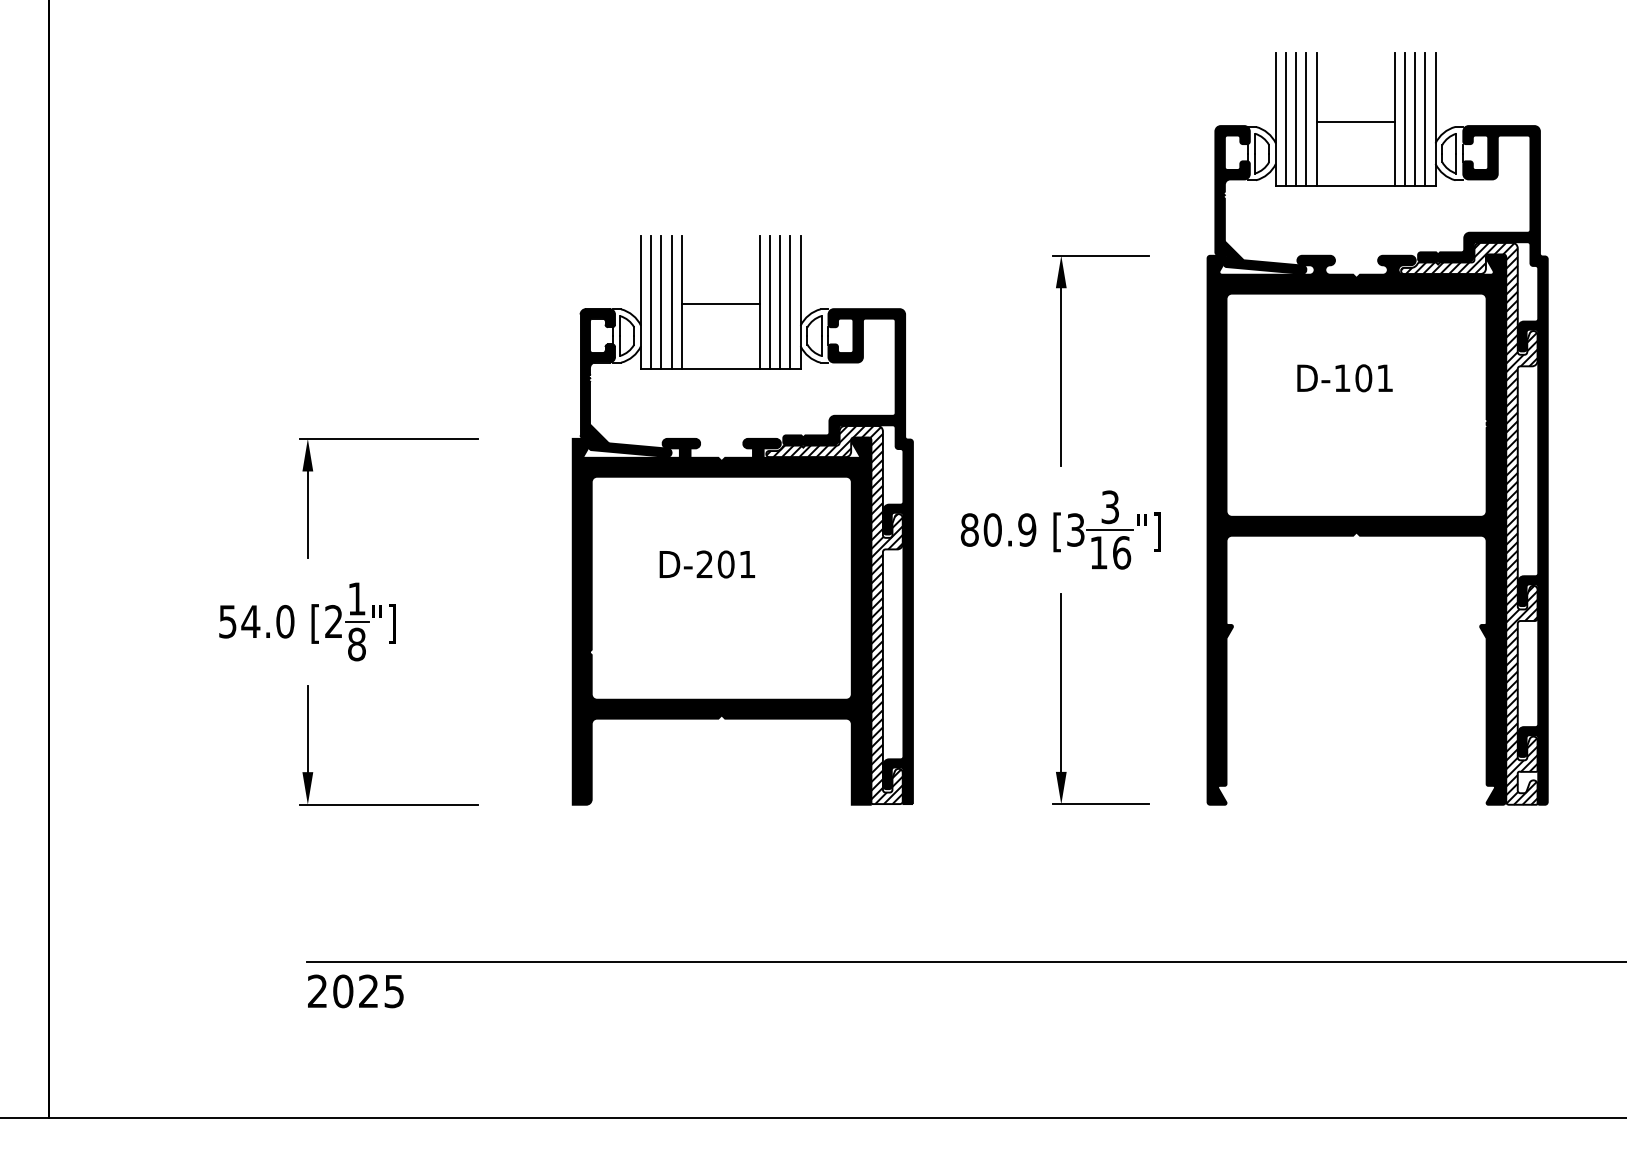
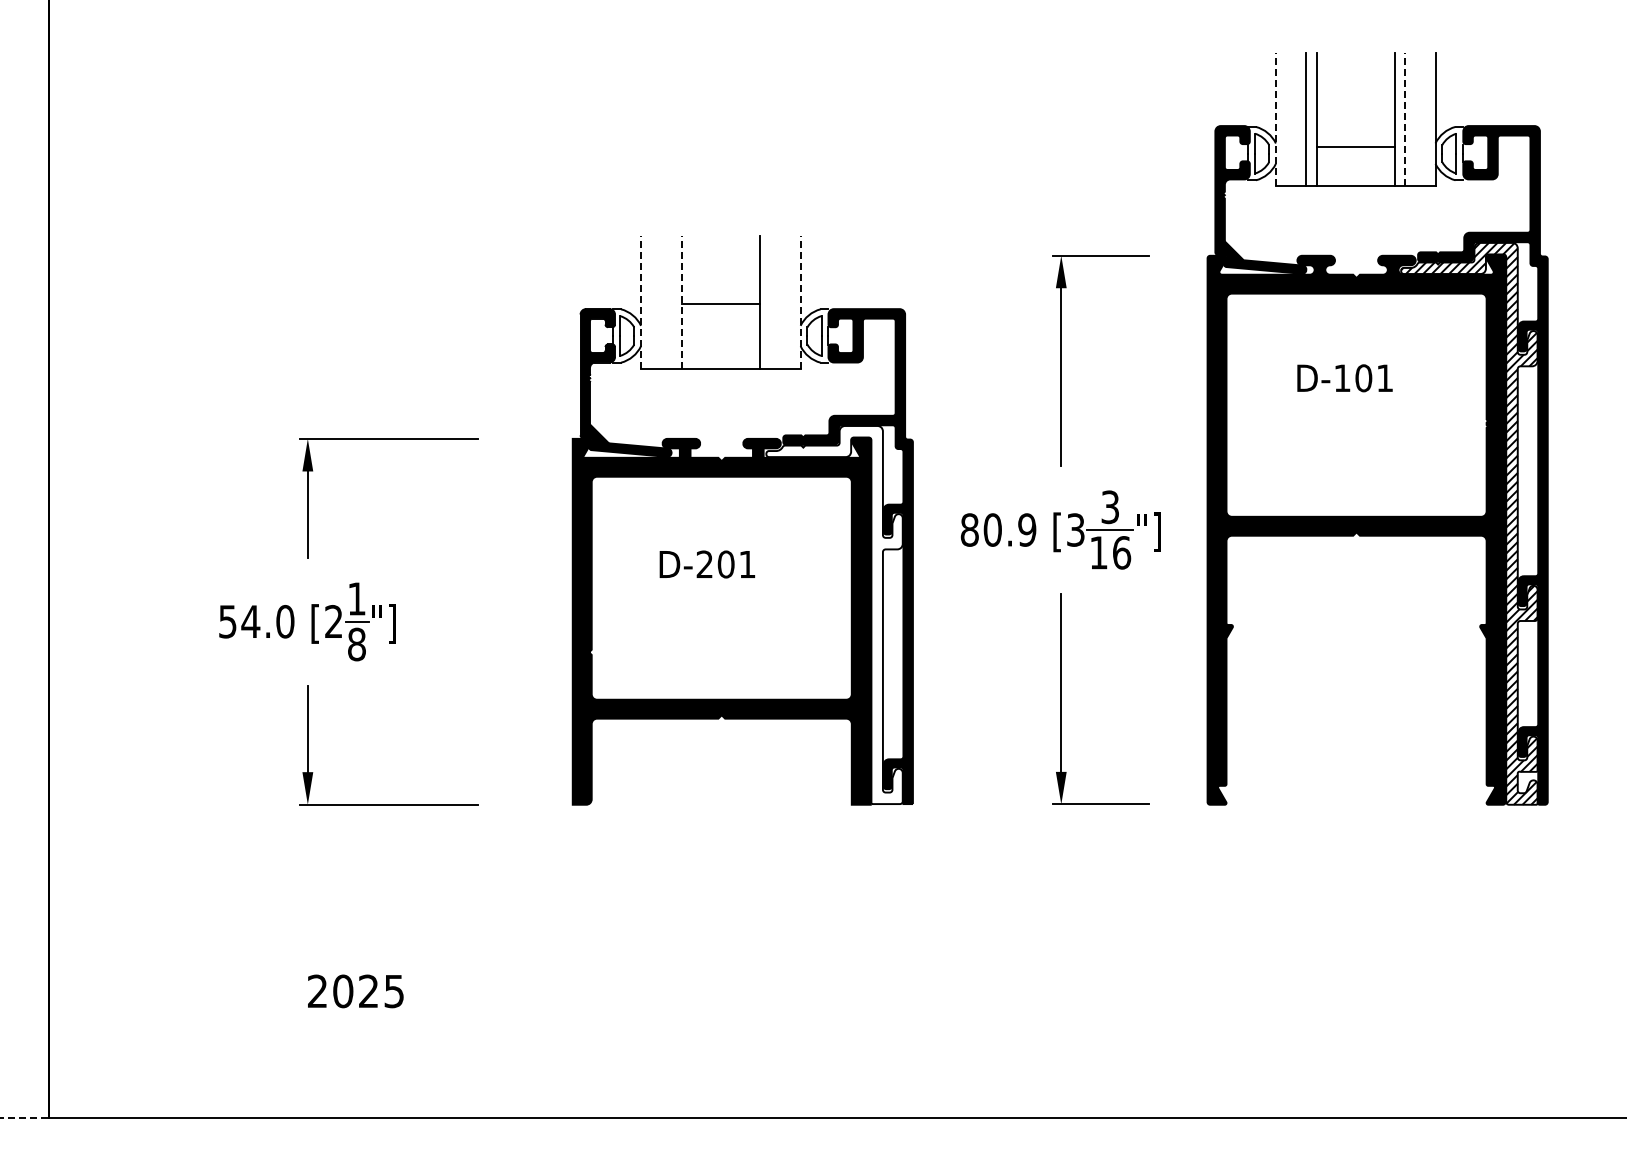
line: solid -> dashed (1275, 119)
line: present -> none (1286, 119)
line: present -> none (1296, 119)
line: solid -> dashed (1405, 119)
line: present -> none (1415, 119)
line: present -> none (1425, 119)
line position: (1355, 122) -> (1355, 147) (1355, 147)
line: present -> none (651, 301)
line: present -> none (661, 301)
line: present -> none (671, 301)
line: present -> none (770, 301)
line: present -> none (780, 301)
line: present -> none (790, 301)
line: solid -> dashed (641, 302)
line: solid -> dashed (681, 302)
line: solid -> dashed (800, 302)
hatch: present -> none (834, 614)
line: present -> none (964, 962)
line: solid -> dashed (24, 1117)
